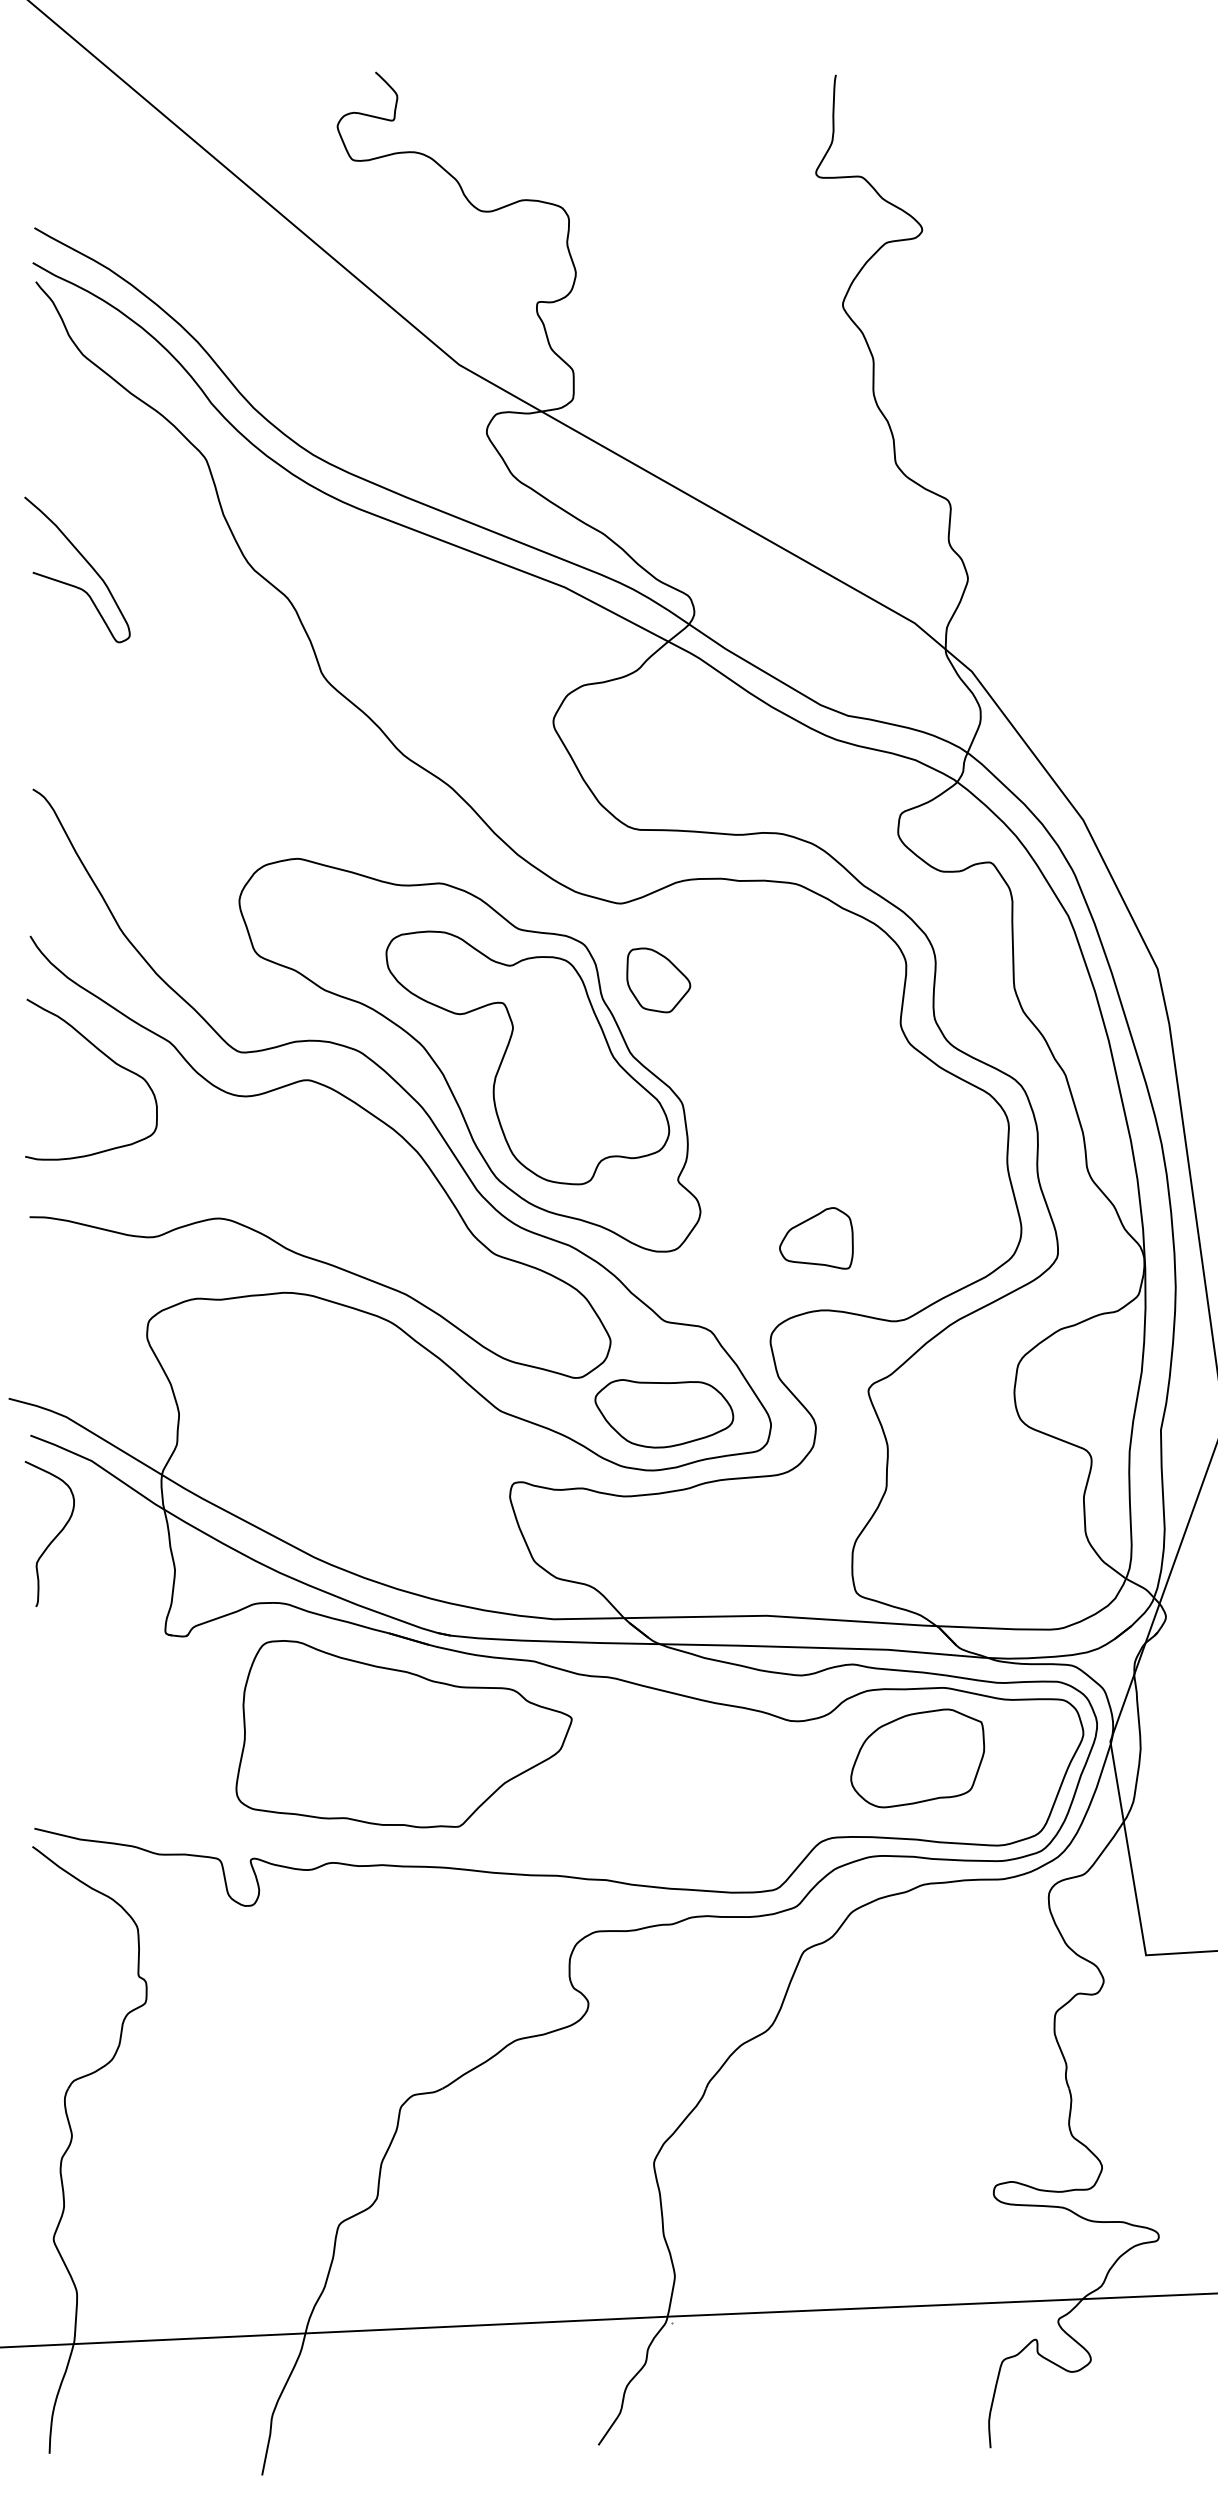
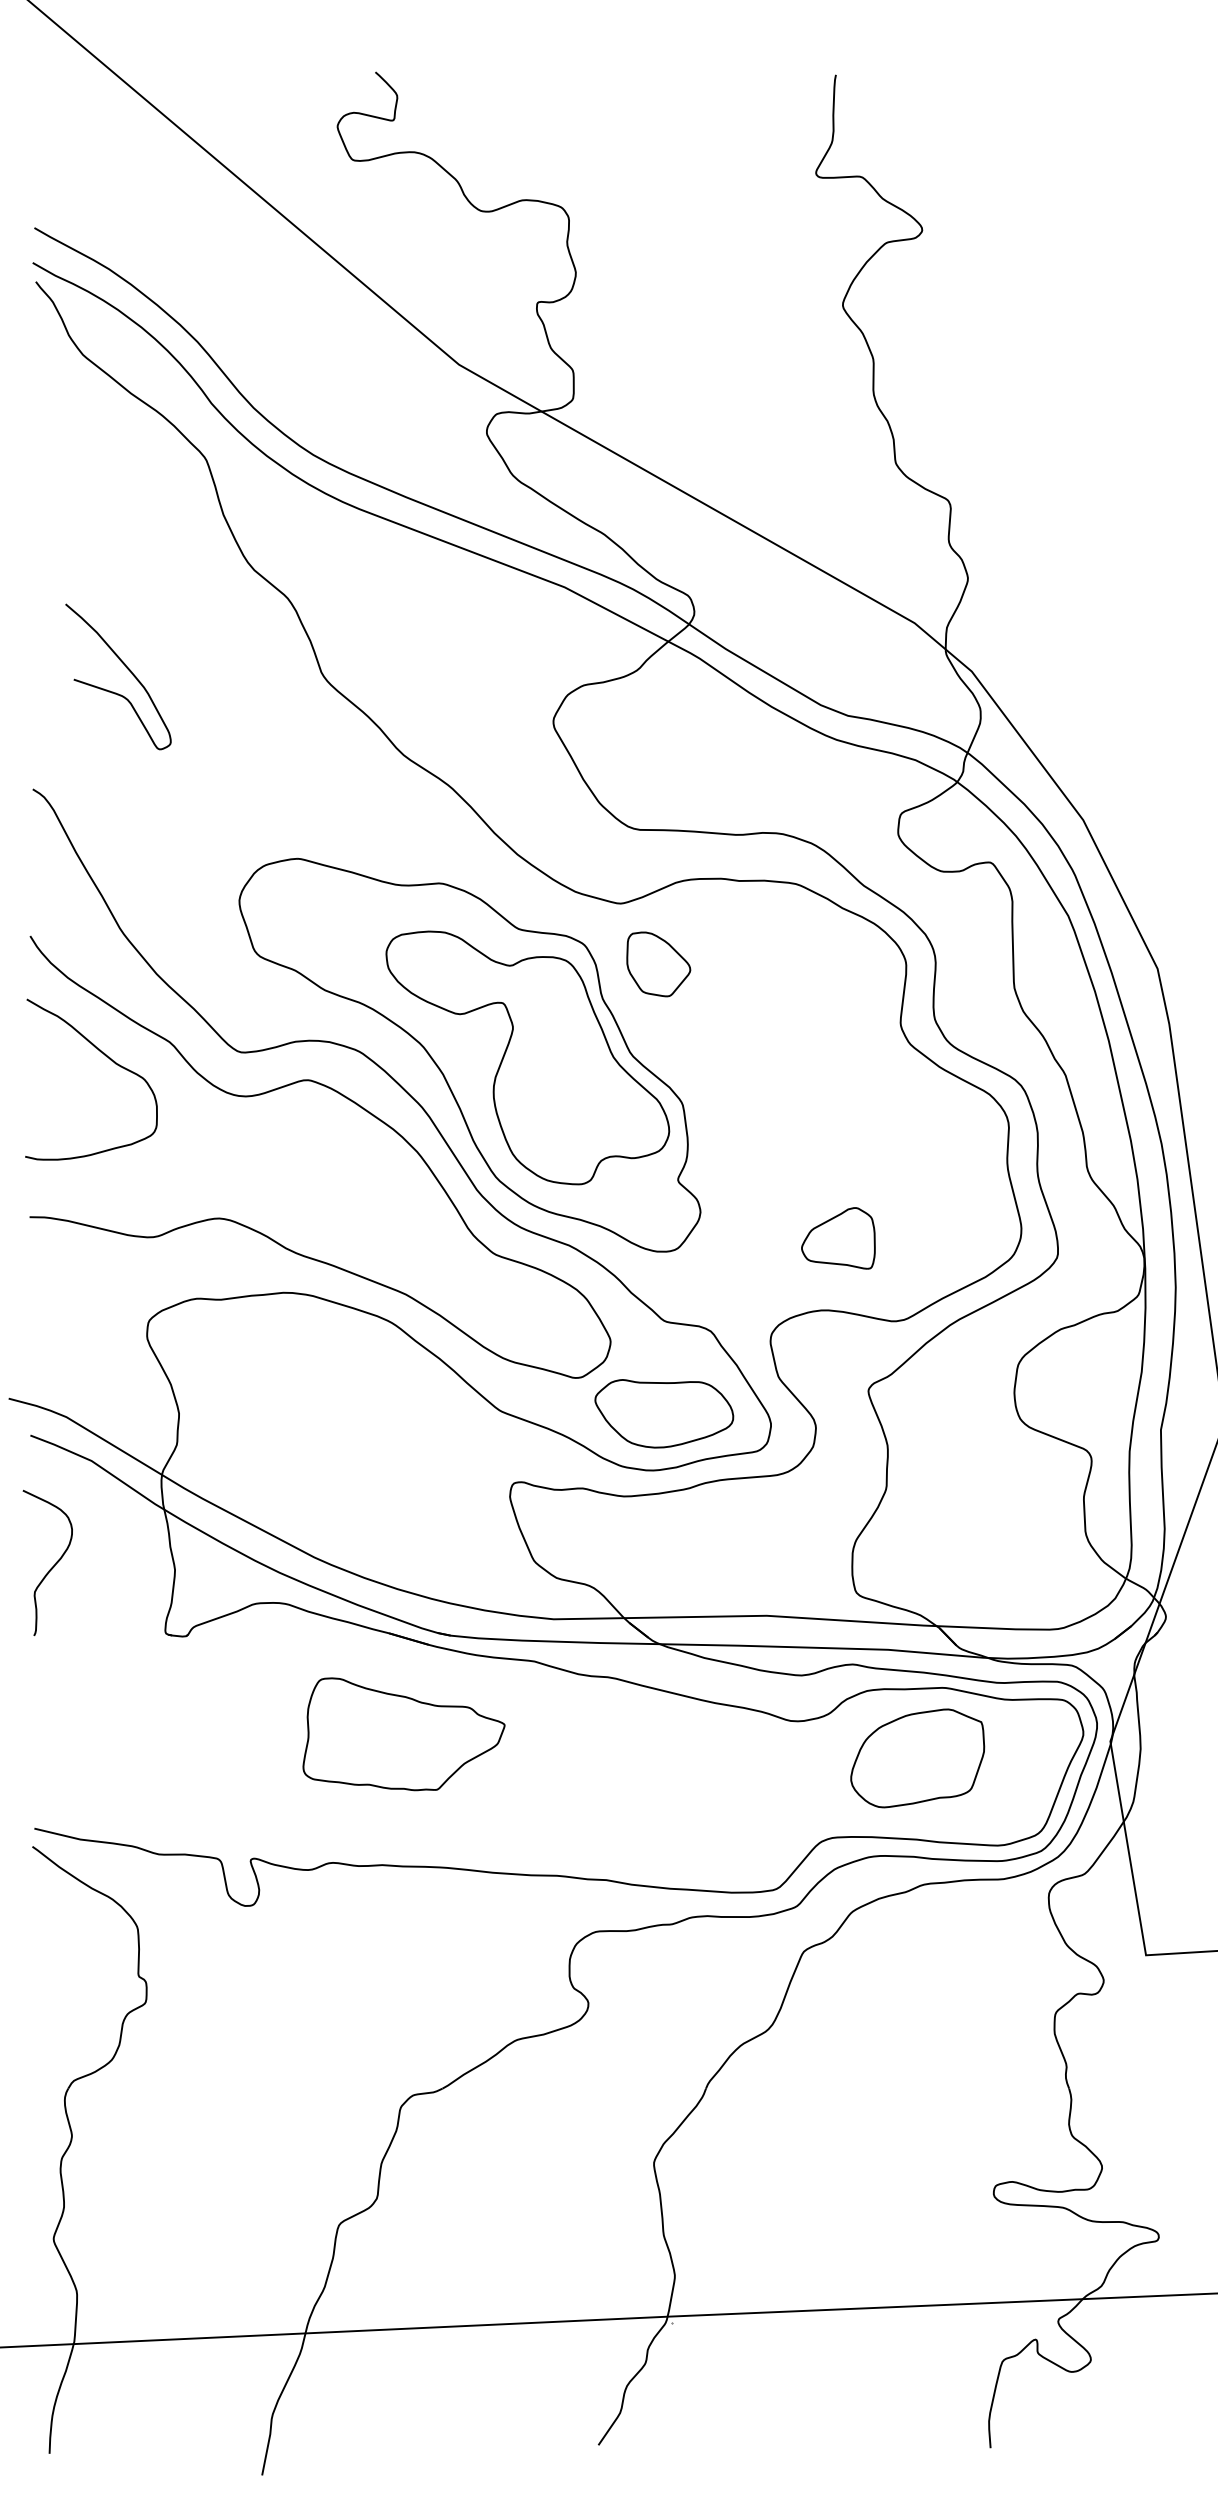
curve position: (85, 561) -> (126, 668) (126, 668)
part position: (658, 980) -> (658, 964) (658, 964)
part position: (816, 1238) -> (838, 1238) (838, 1238)
curve position: (54, 1537) -> (52, 1566) (52, 1566)
part size: 338x189 px -> 204x115 px (403, 1734)
